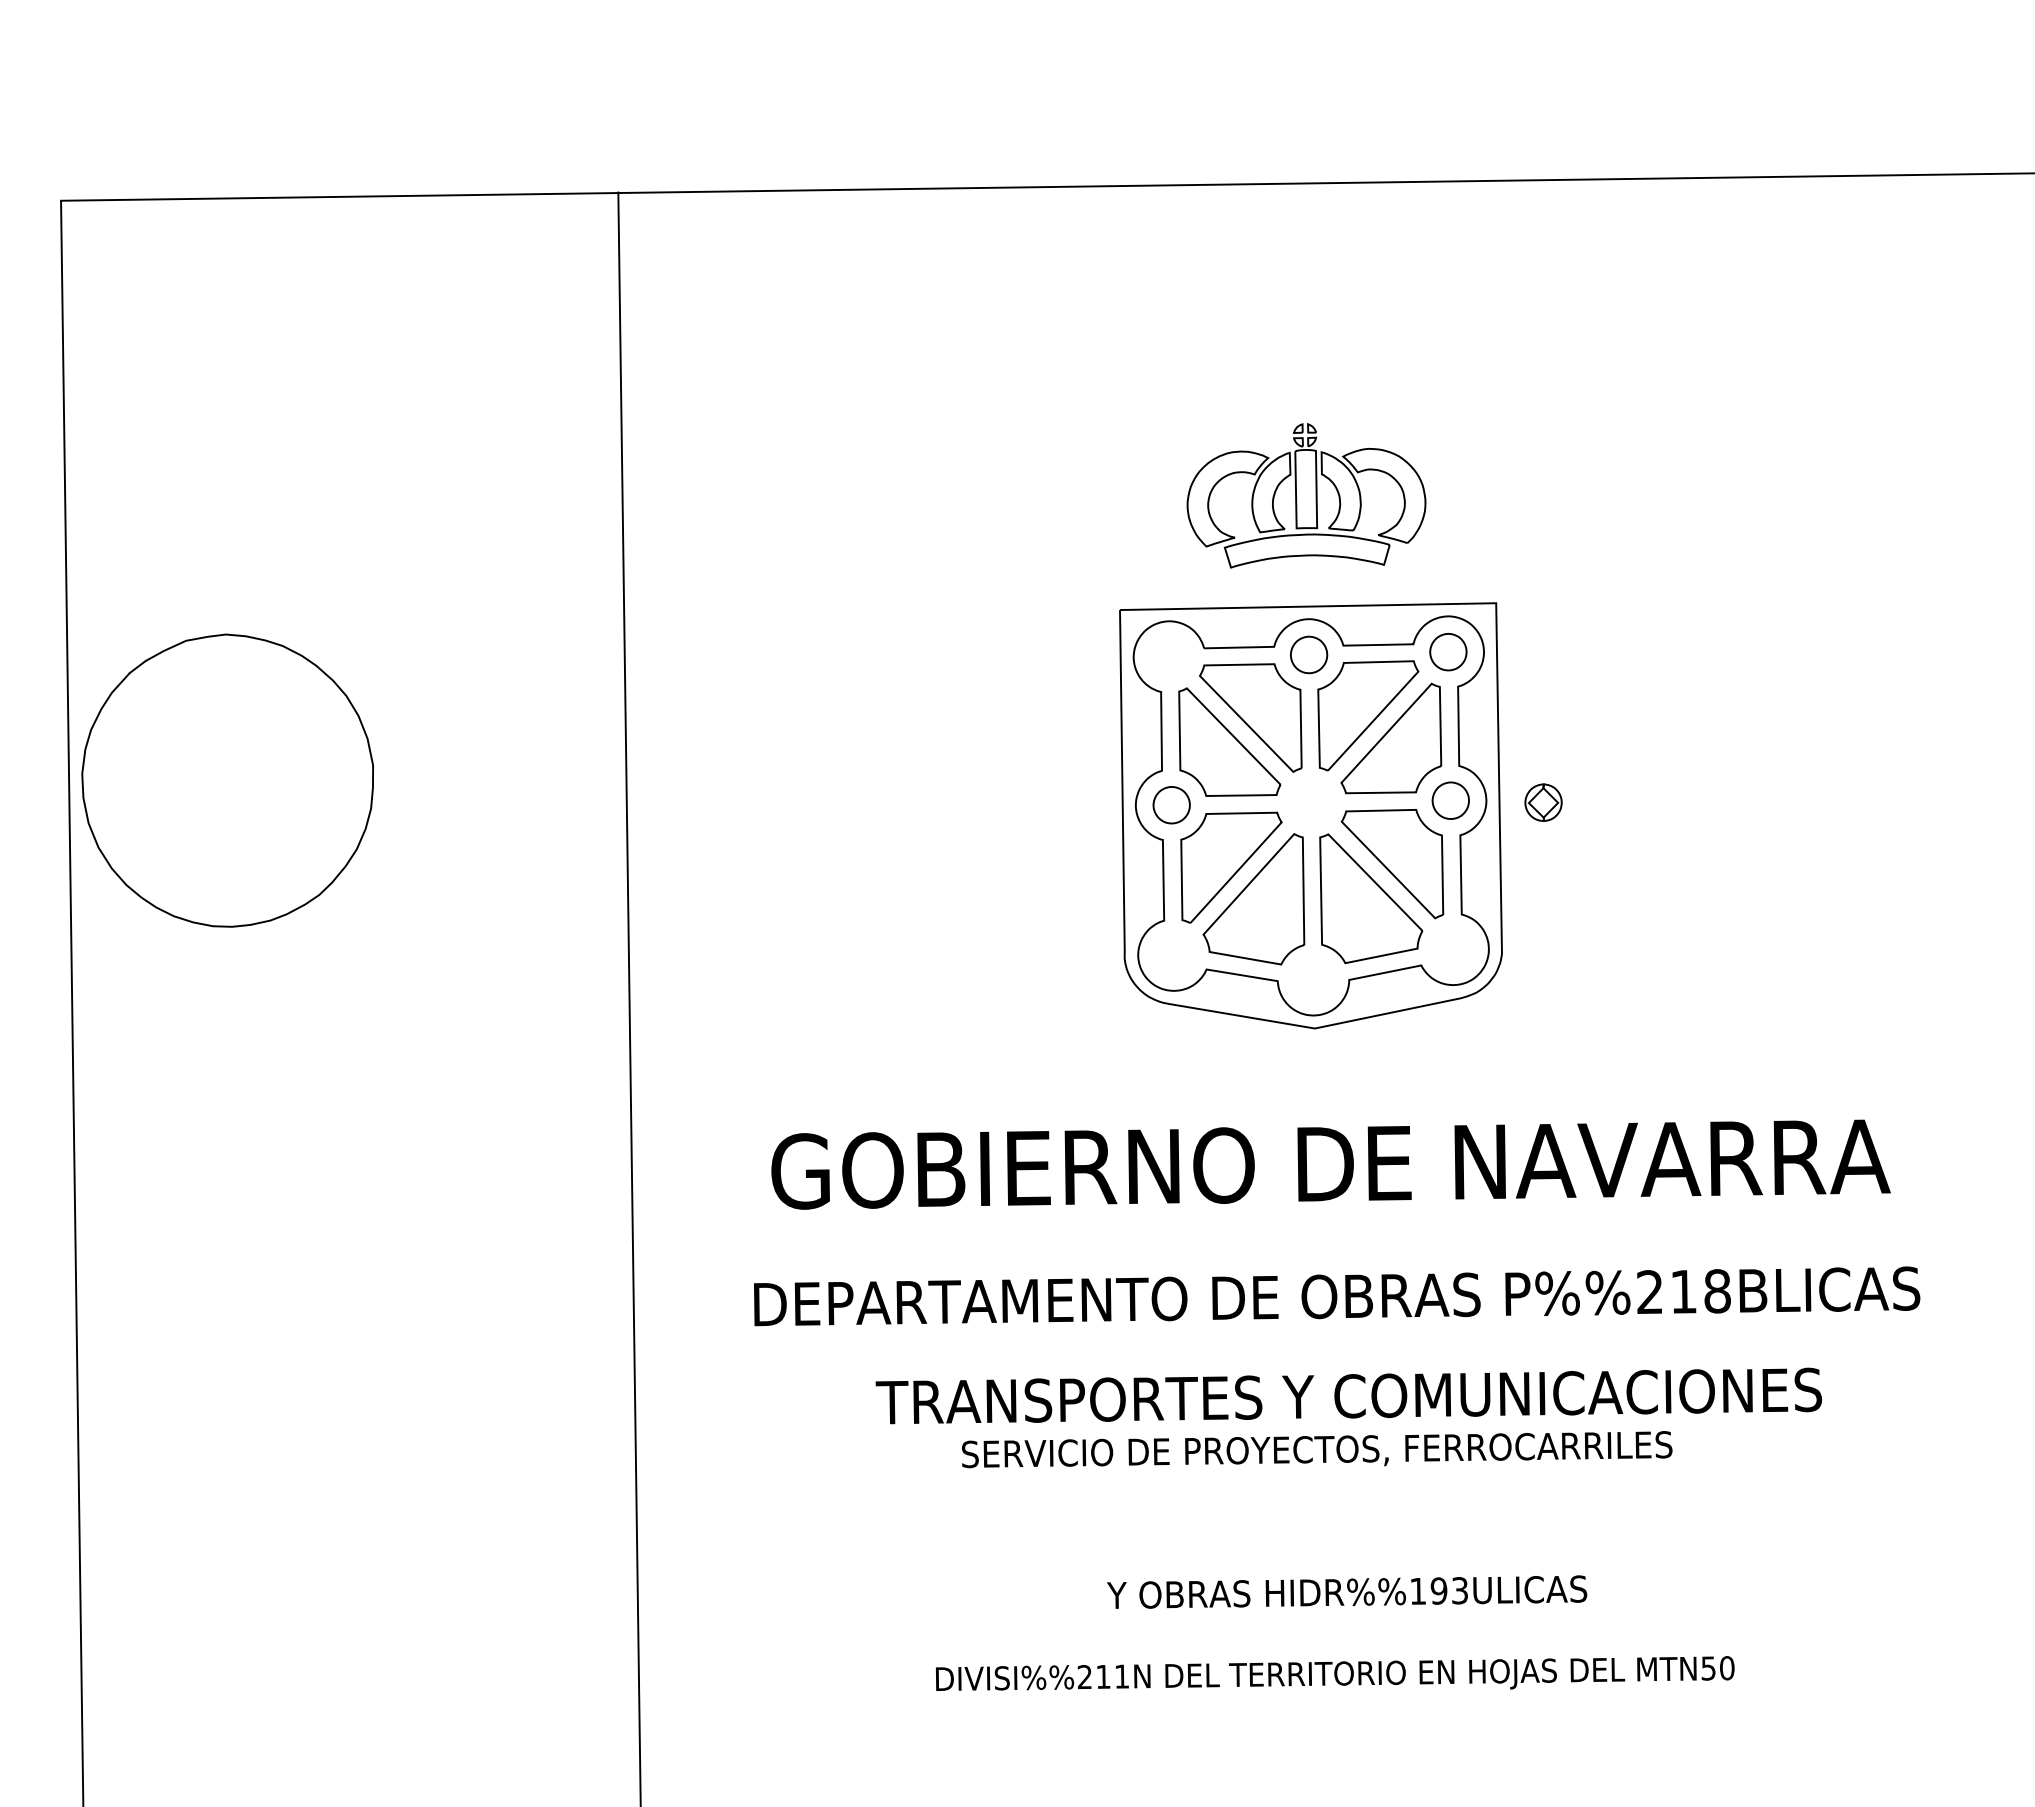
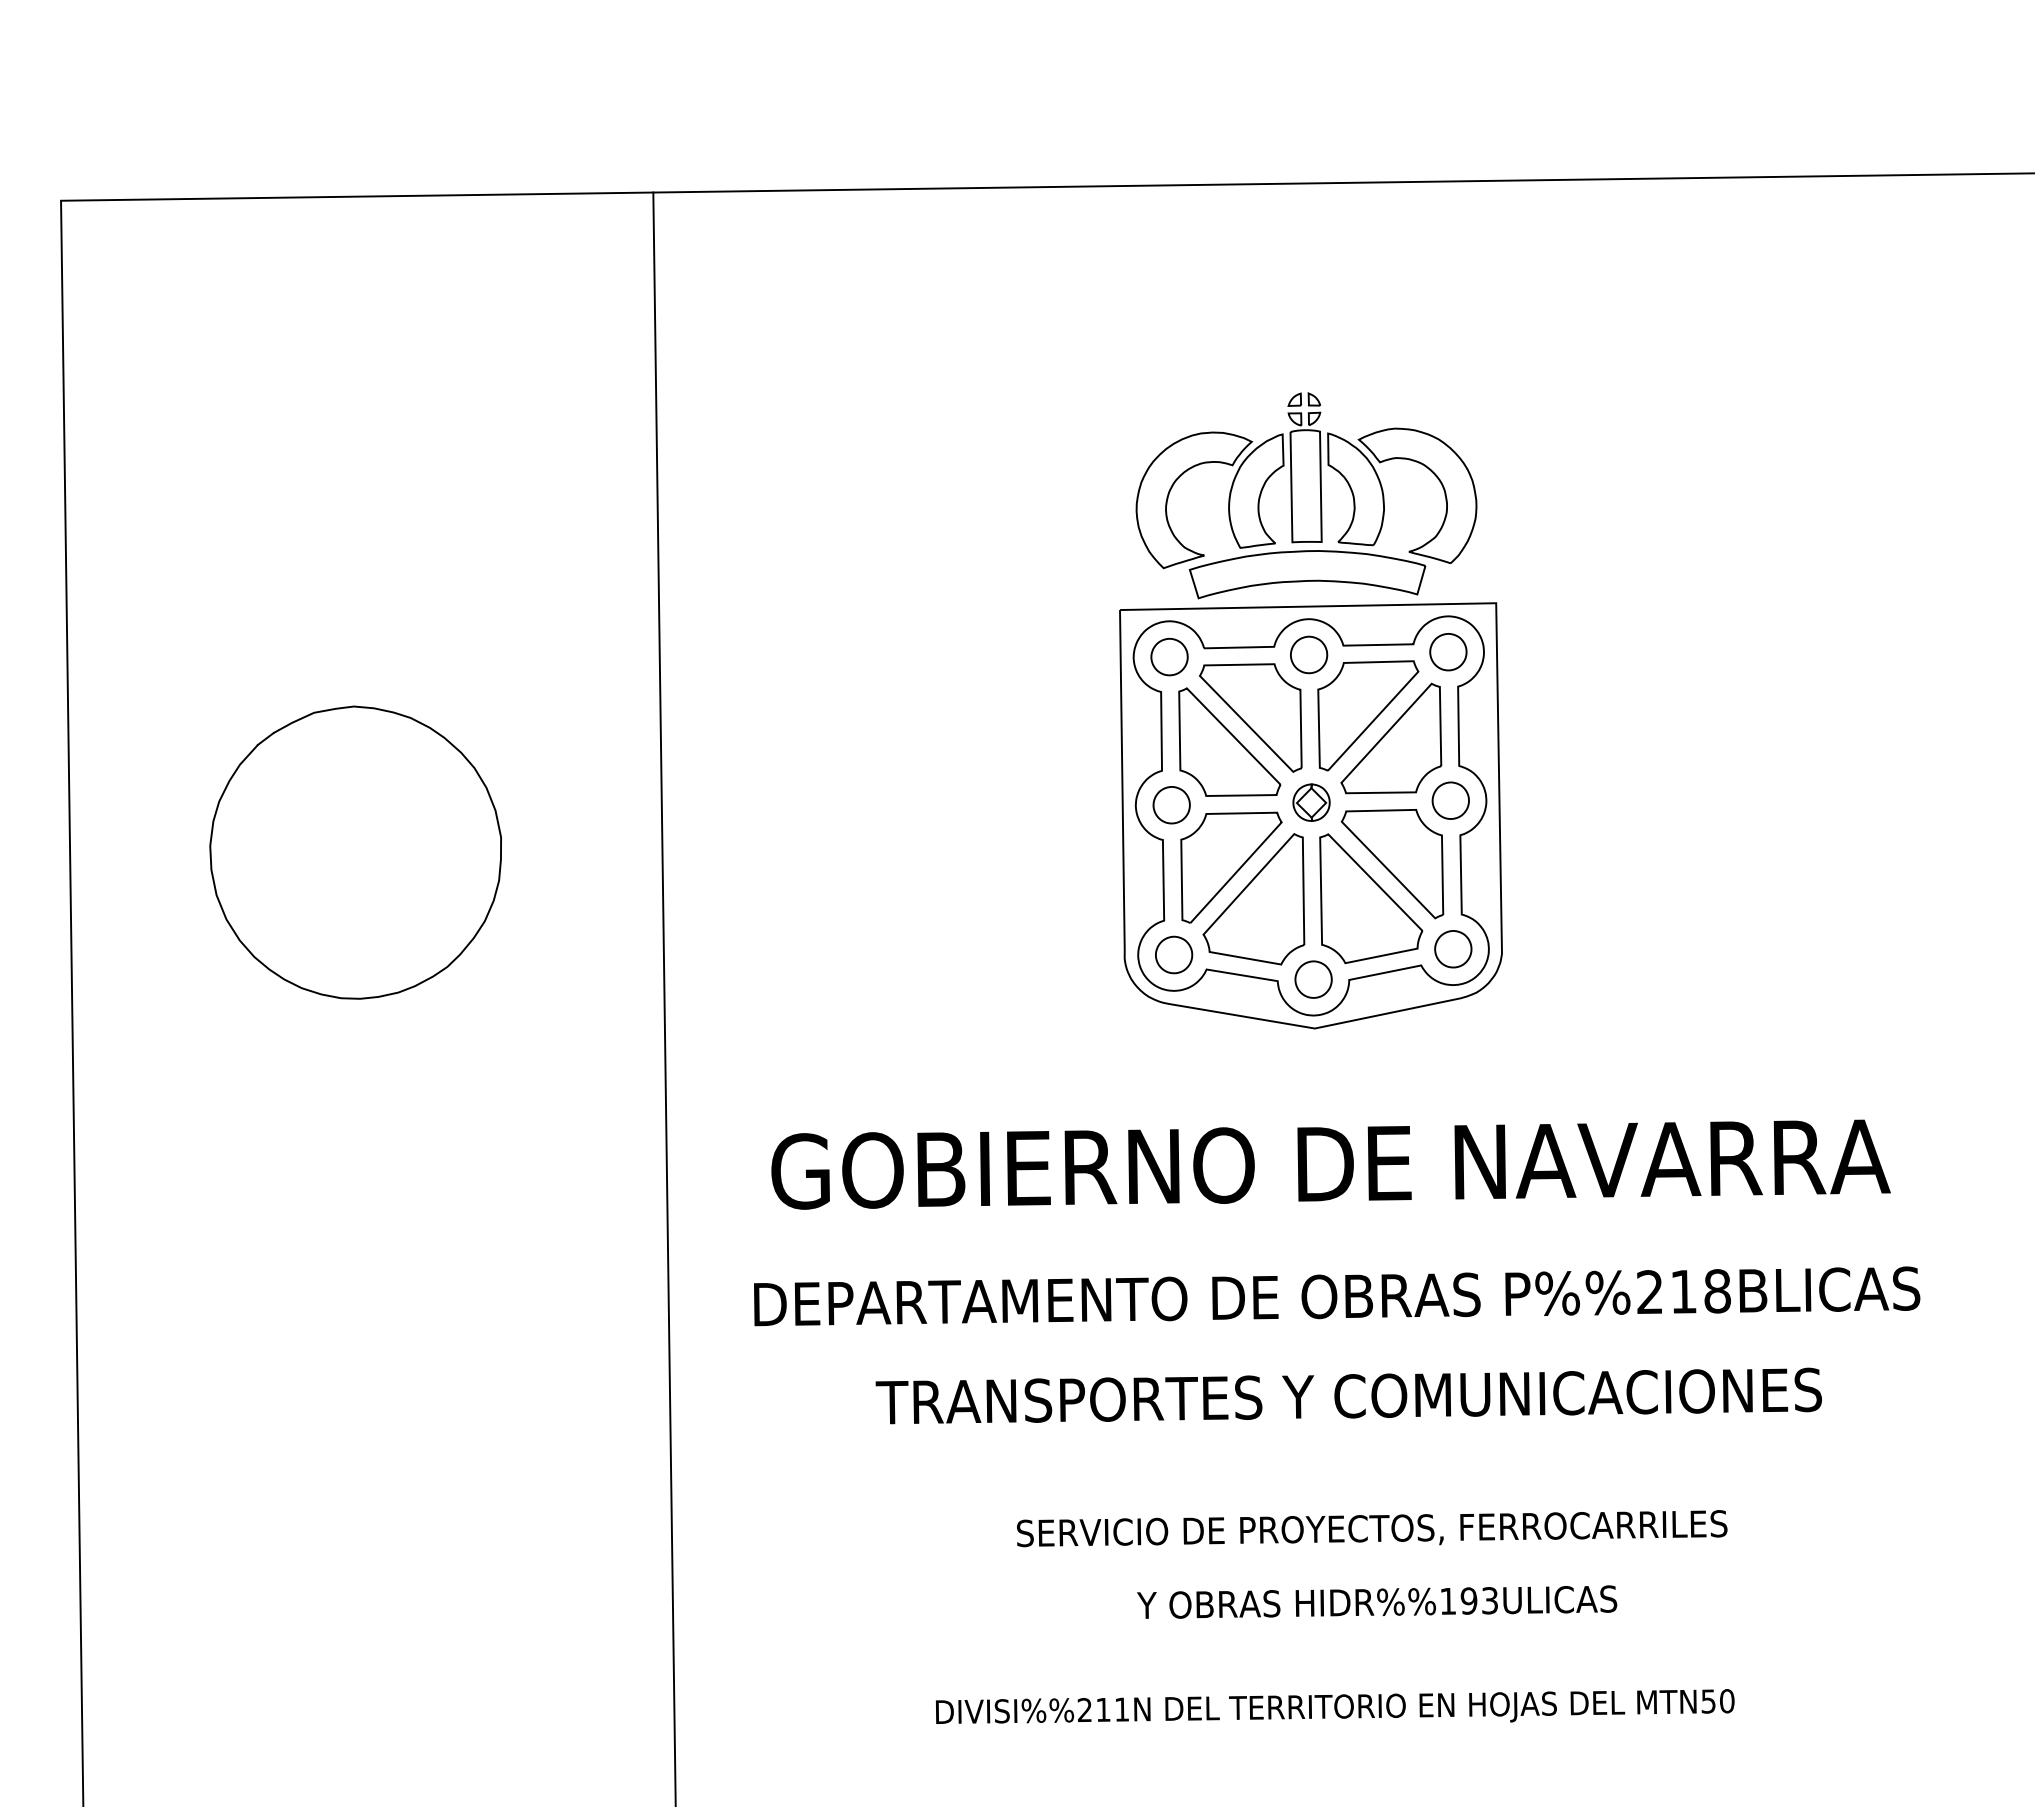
part size: 241x146 px -> 343x208 px (1306, 495)
part: none -> present (1169, 656)
part position: (227, 780) -> (355, 852) (355, 852)
part position: (1543, 802) -> (1311, 802) (1311, 802)
part: none -> present (1453, 949)
part: none -> present (1174, 954)
part: none -> present (1313, 979)
line position: (629, 997) -> (664, 997) (664, 997)
text position: (1317, 1449) -> (1372, 1528) (1372, 1528)
text position: (1347, 1591) -> (1377, 1601) (1377, 1601)
text position: (1335, 1673) -> (1335, 1706) (1335, 1706)
